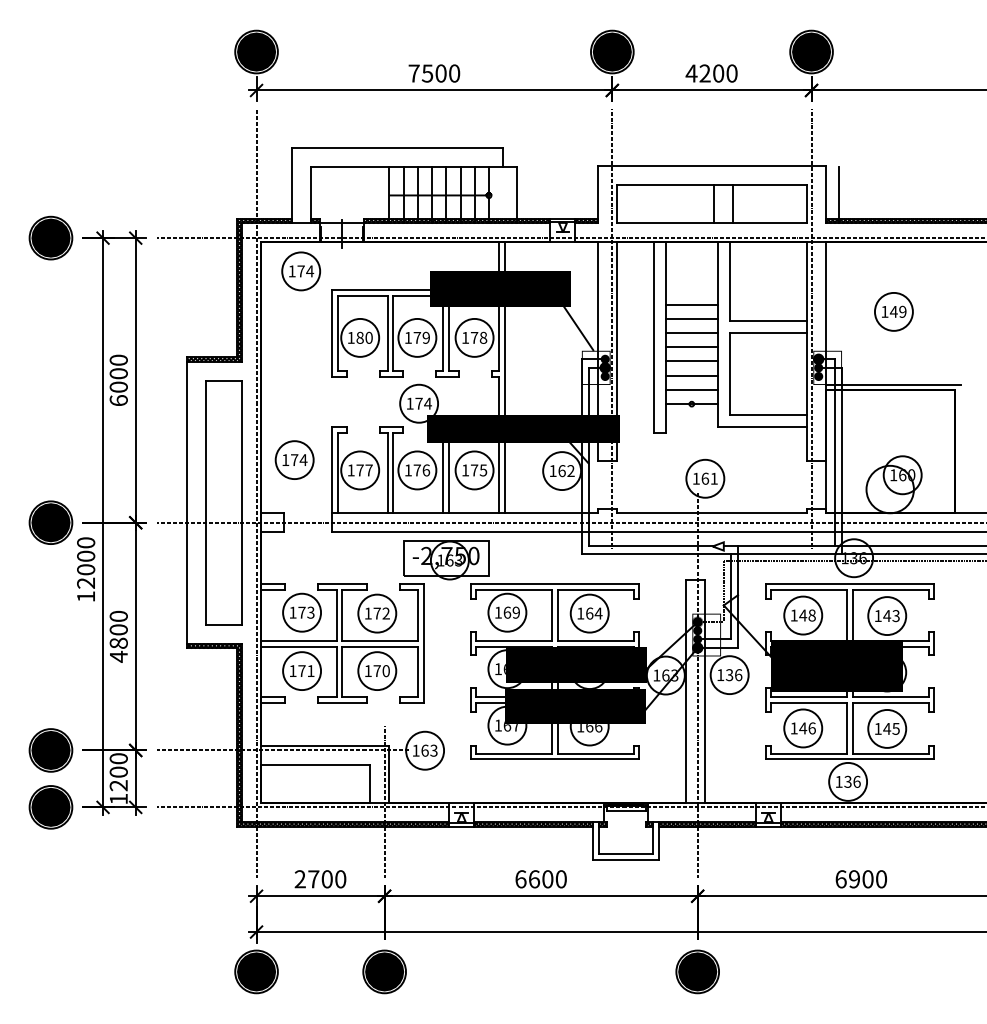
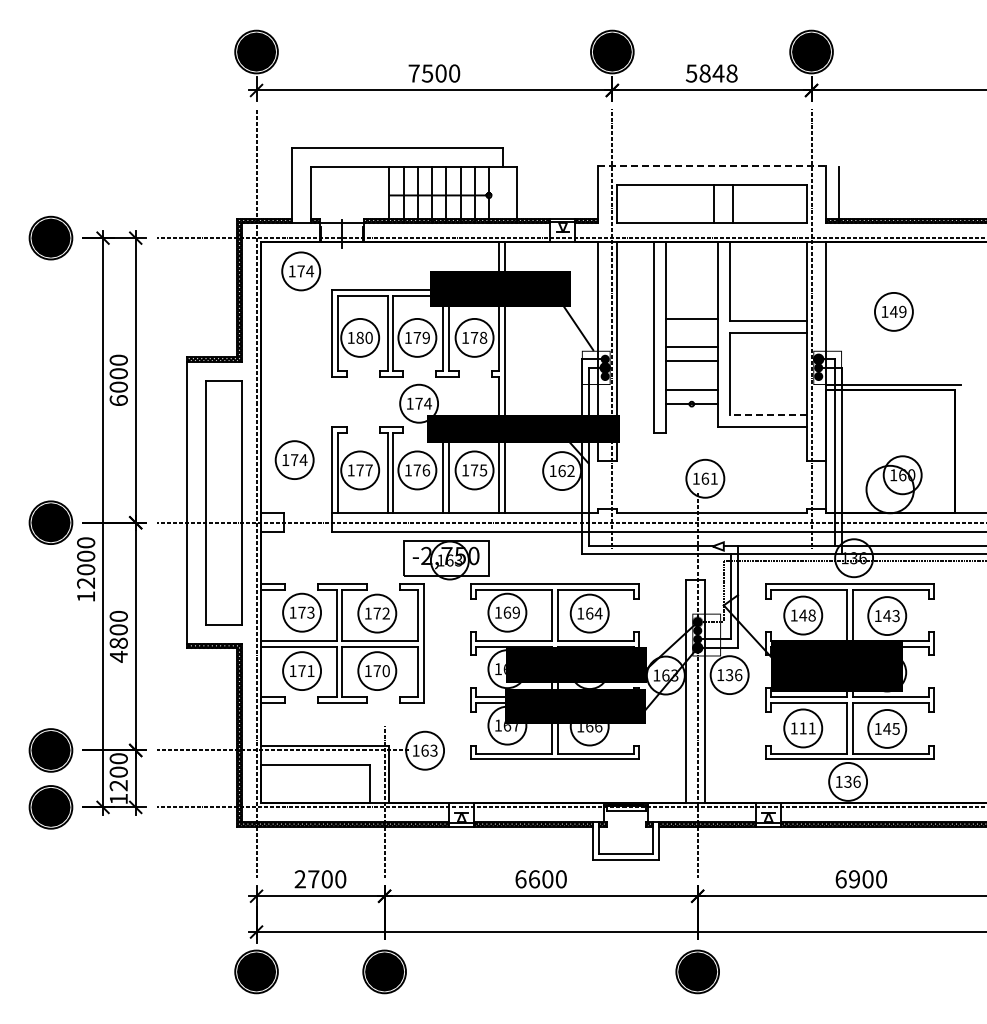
text: 4200 -> 5848 (711, 73)
line: solid -> dashed (711, 165)
line: present -> none (691, 304)
line: present -> none (691, 333)
line: present -> none (691, 375)
line: solid -> dashed (768, 415)
text: 146 -> 111 (807, 728)
